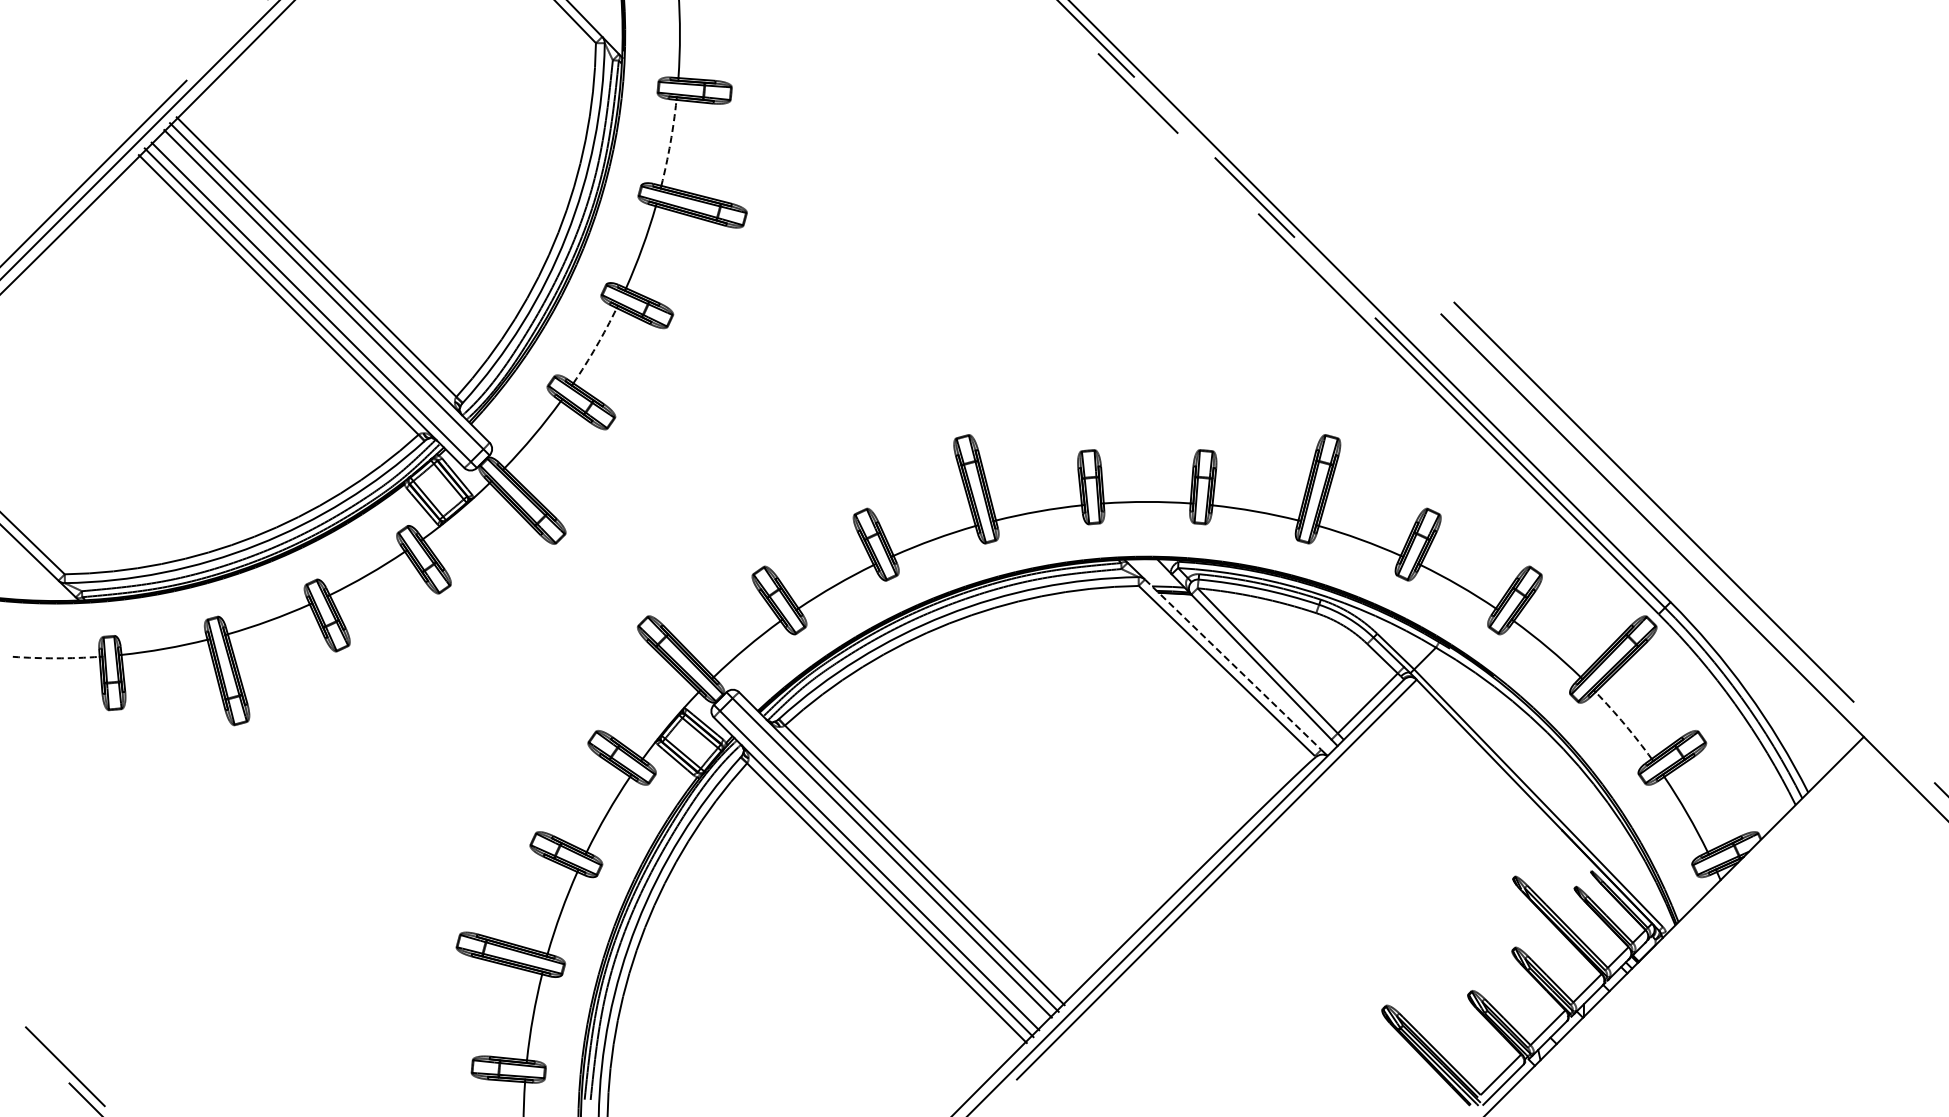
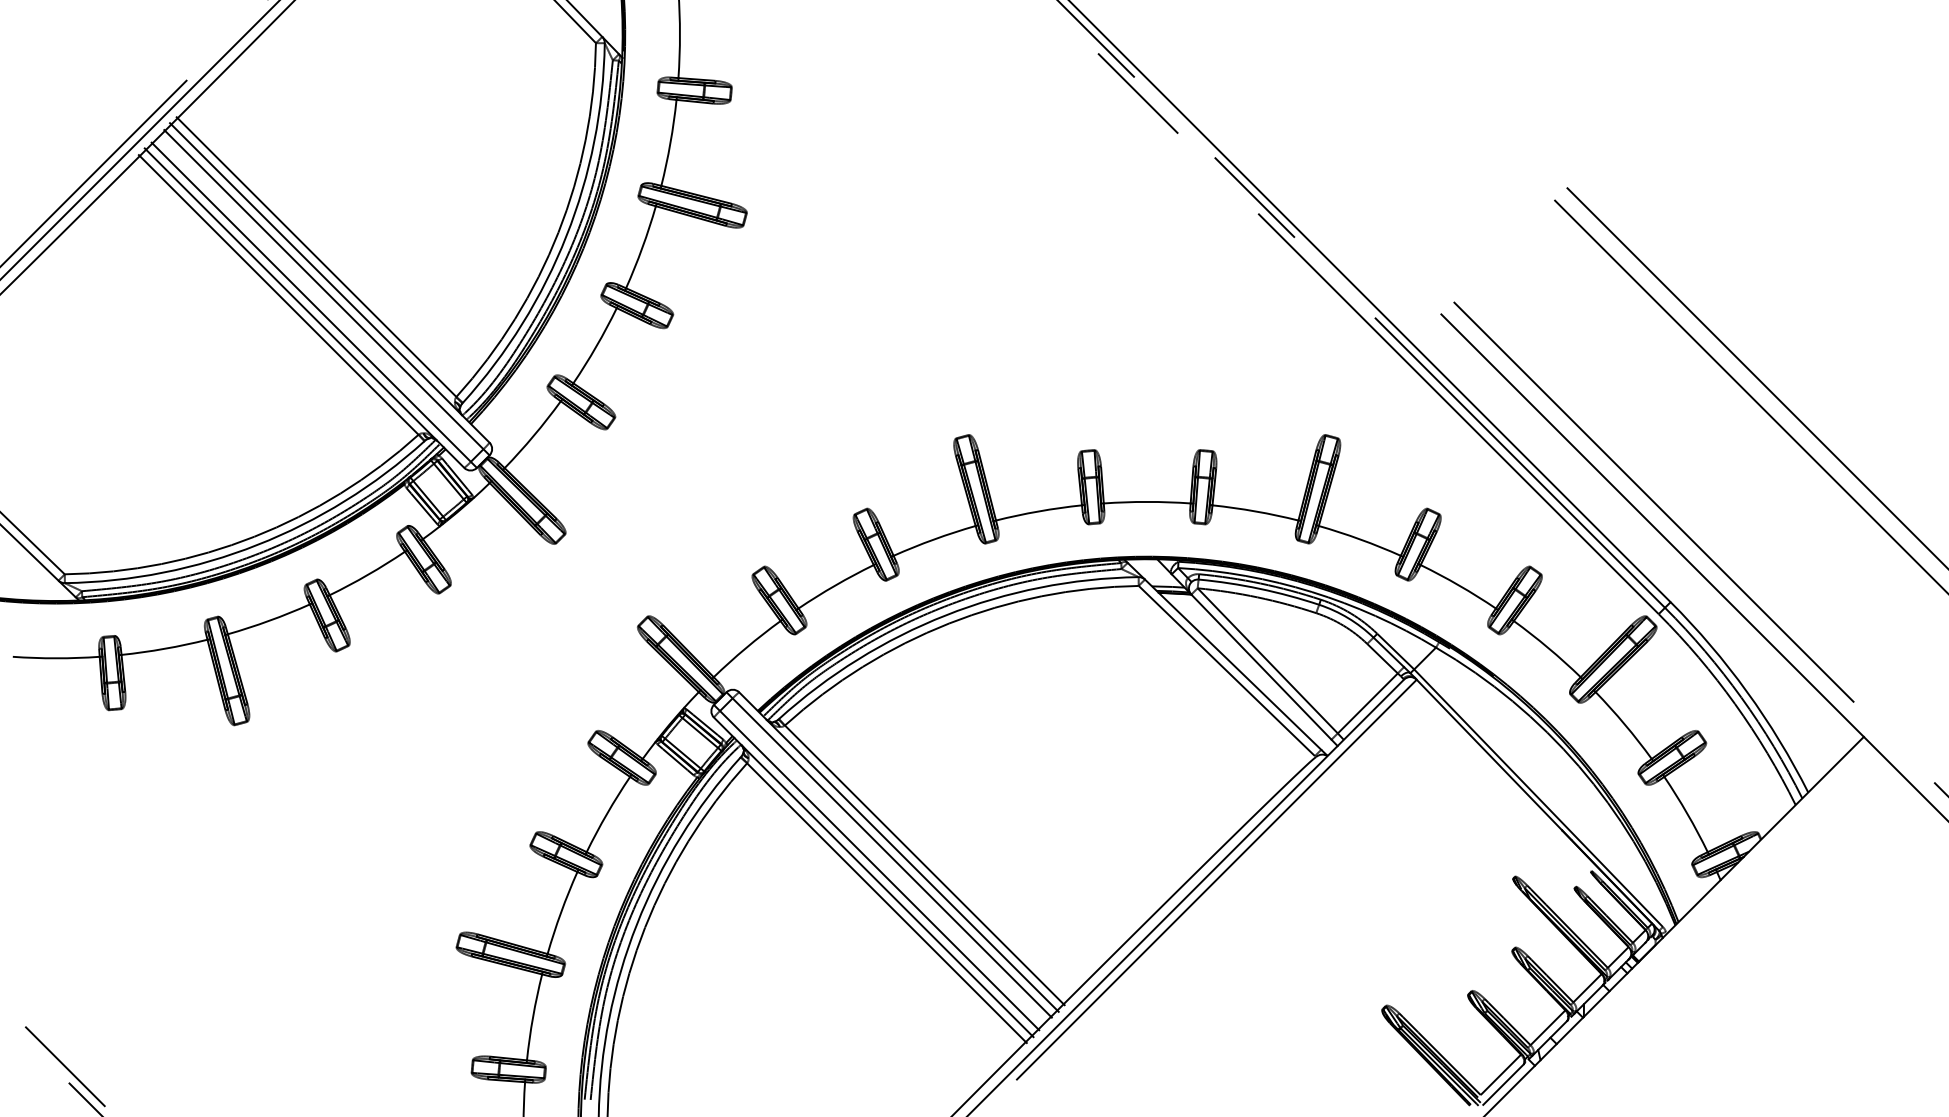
arc: dashed -> solid (670, 143)
arc: dashed -> solid (596, 346)
line: none -> present (1756, 377)
line: none -> present (1750, 395)
arc: dashed -> solid (56, 658)
line: dashed -> solid (1233, 664)
arc: dashed -> solid (1624, 724)
